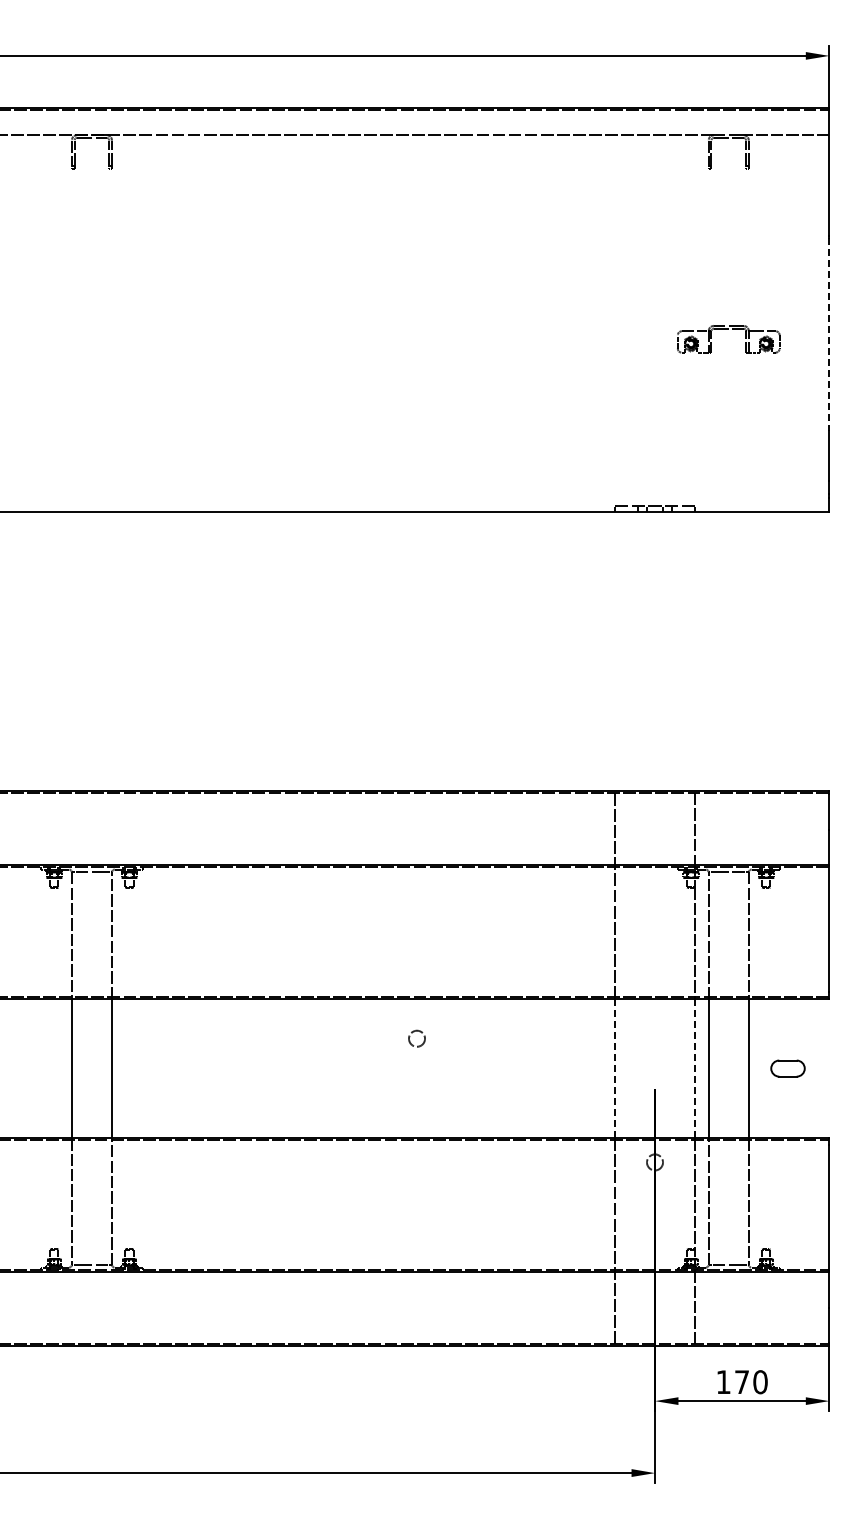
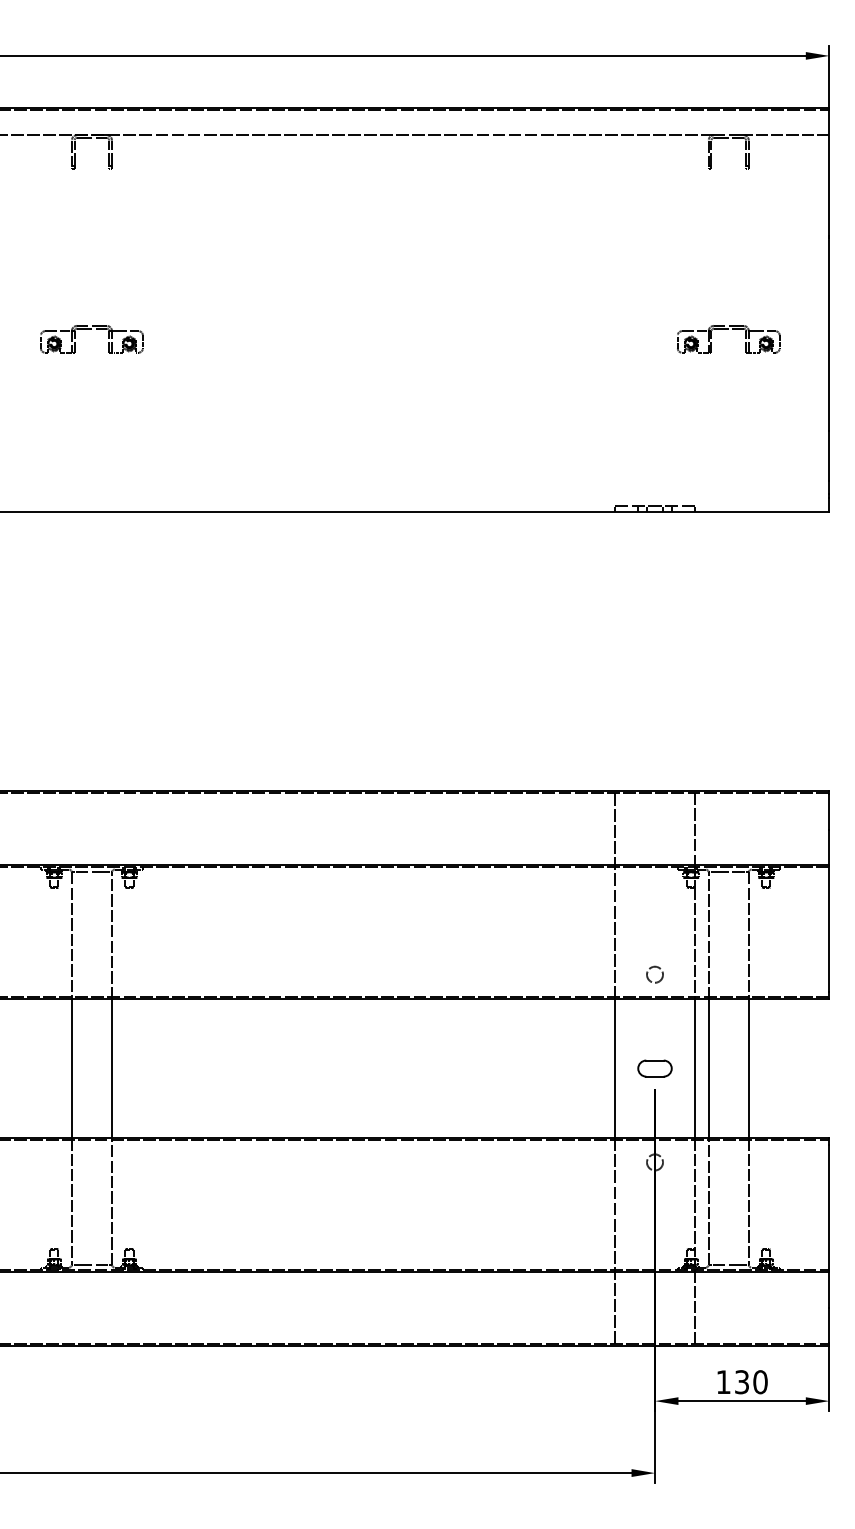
part: none -> present (91, 329)
line: dashed -> solid (829, 335)
circle position: (416, 1038) -> (654, 974) (654, 974)
line: dashed -> solid (614, 1068)
line: dashed -> solid (695, 1068)
part position: (787, 1068) -> (654, 1068) (654, 1068)
text: 170 -> 130 (741, 1382)
